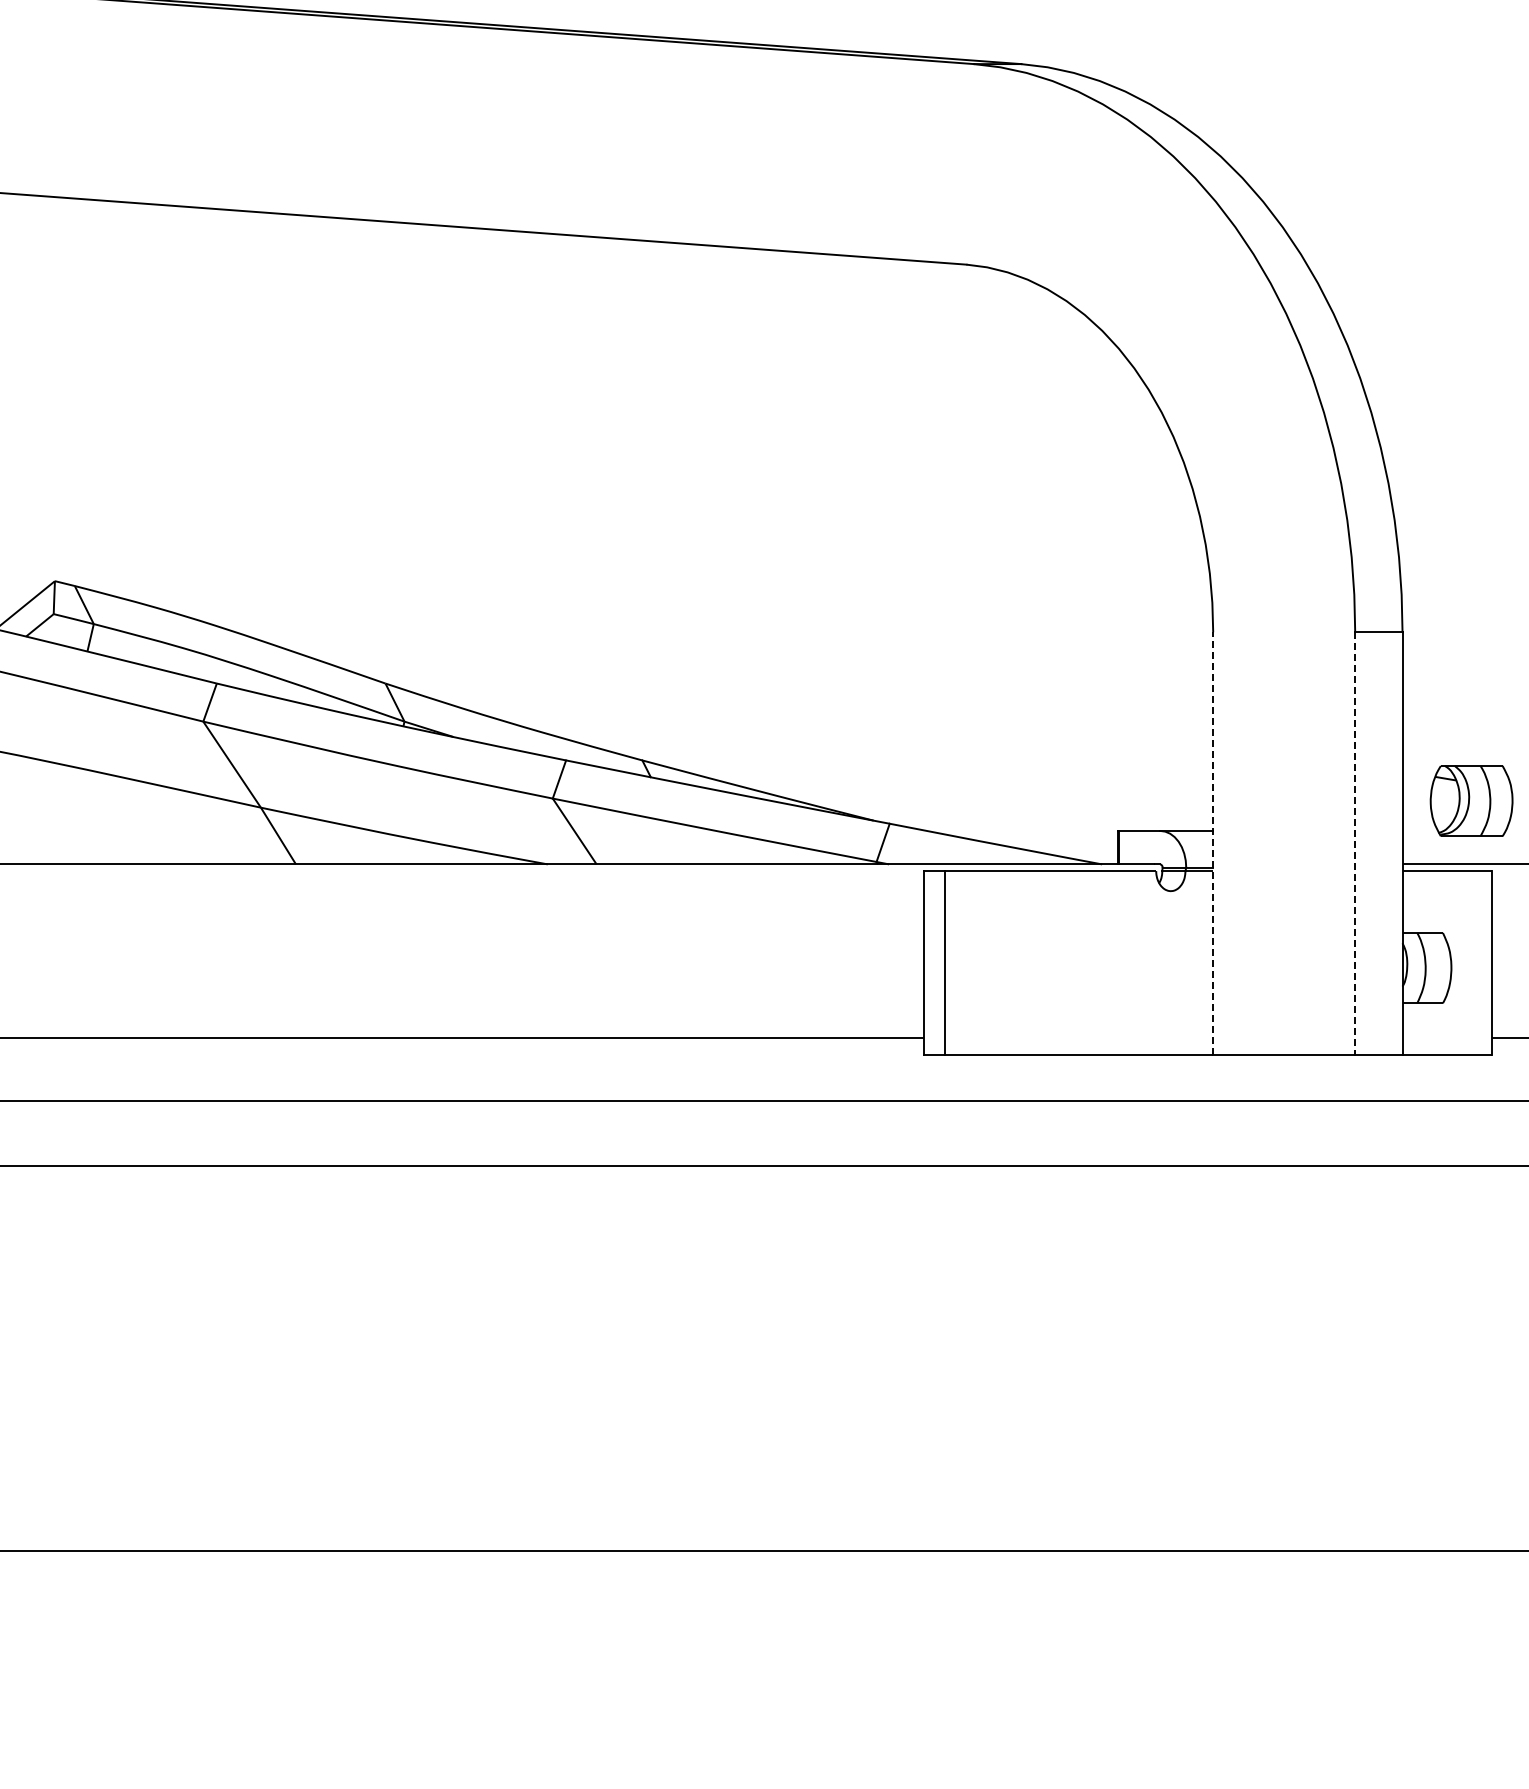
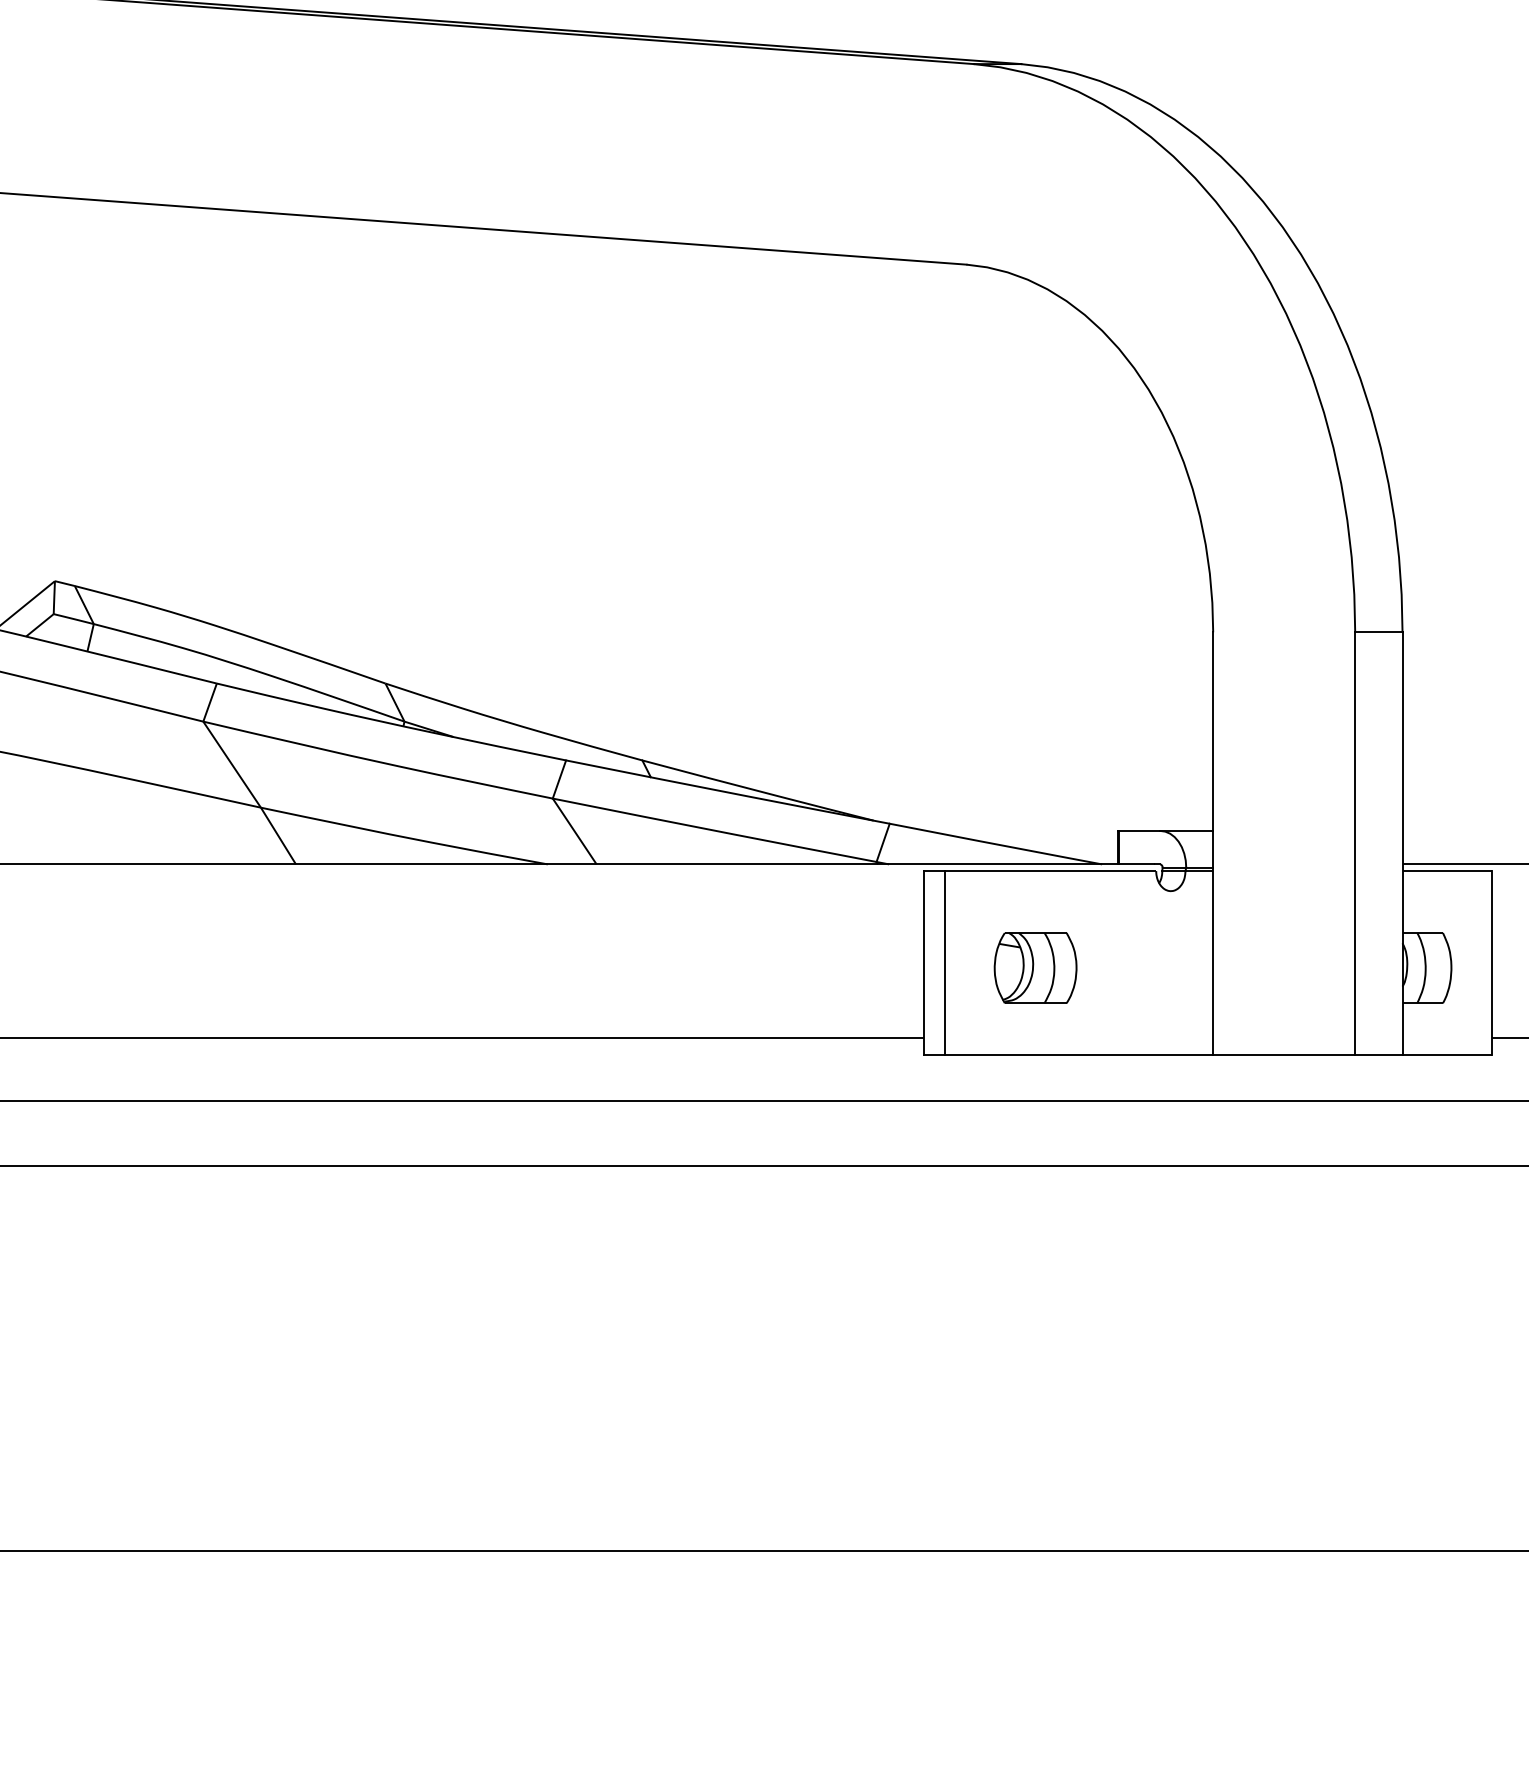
part position: (1471, 800) -> (1035, 967) (1035, 967)
line: dashed -> solid (1213, 843)
line: dashed -> solid (1355, 844)
